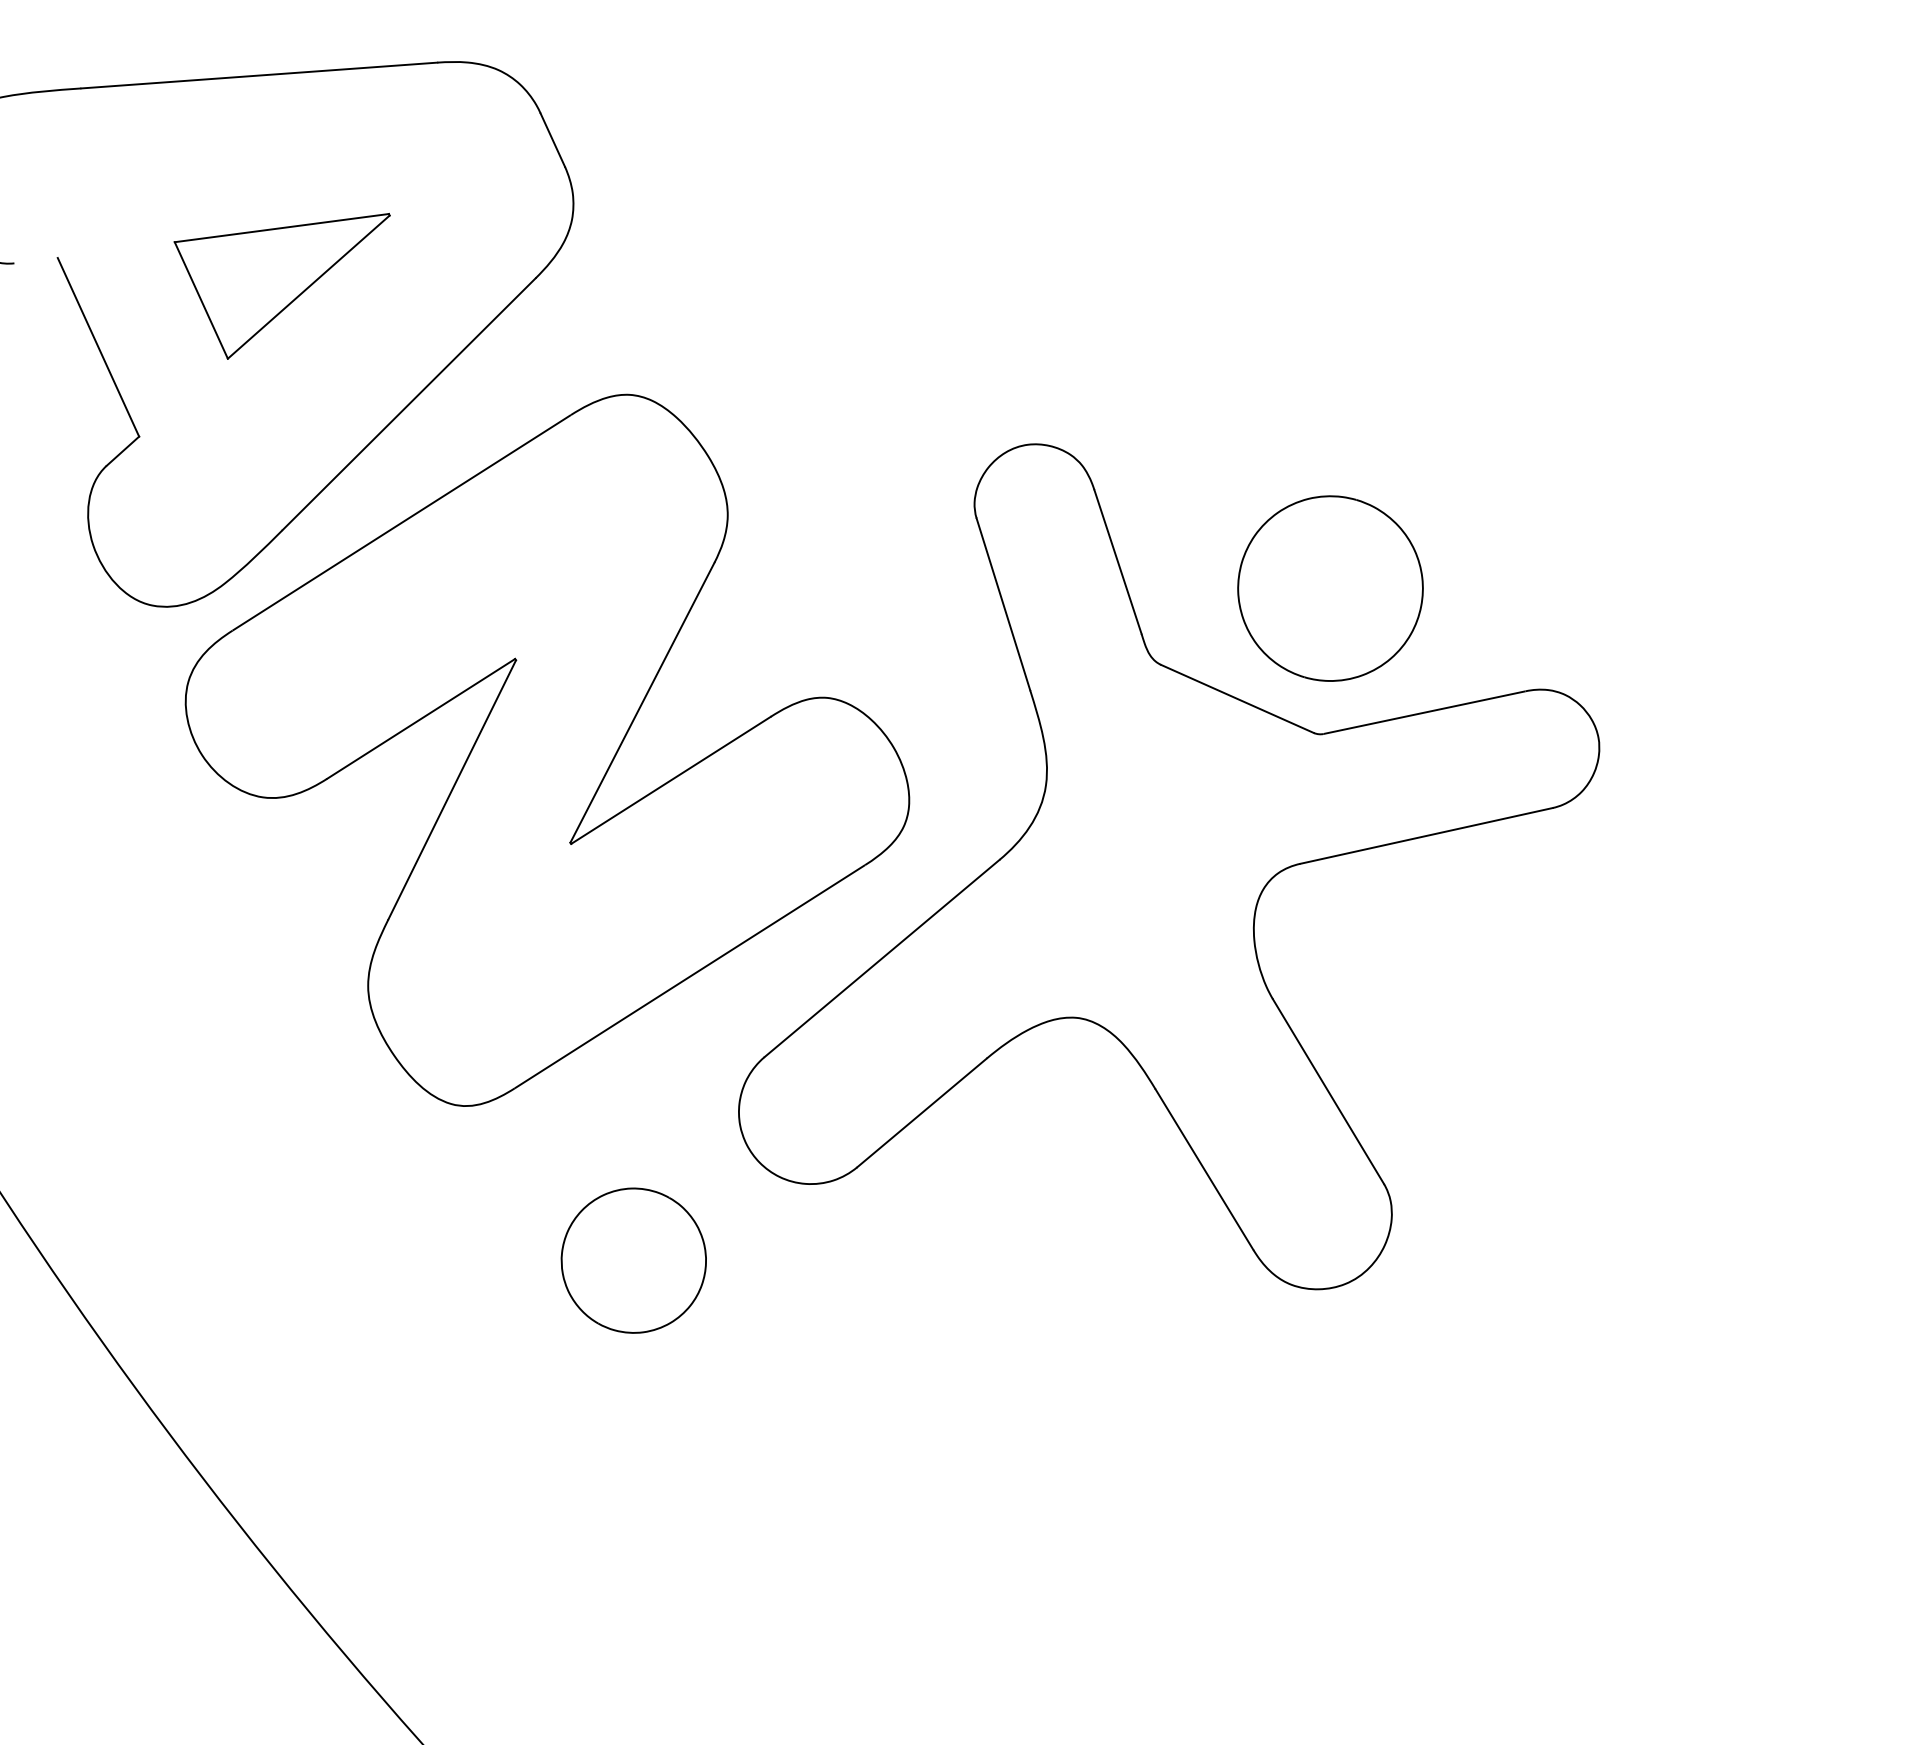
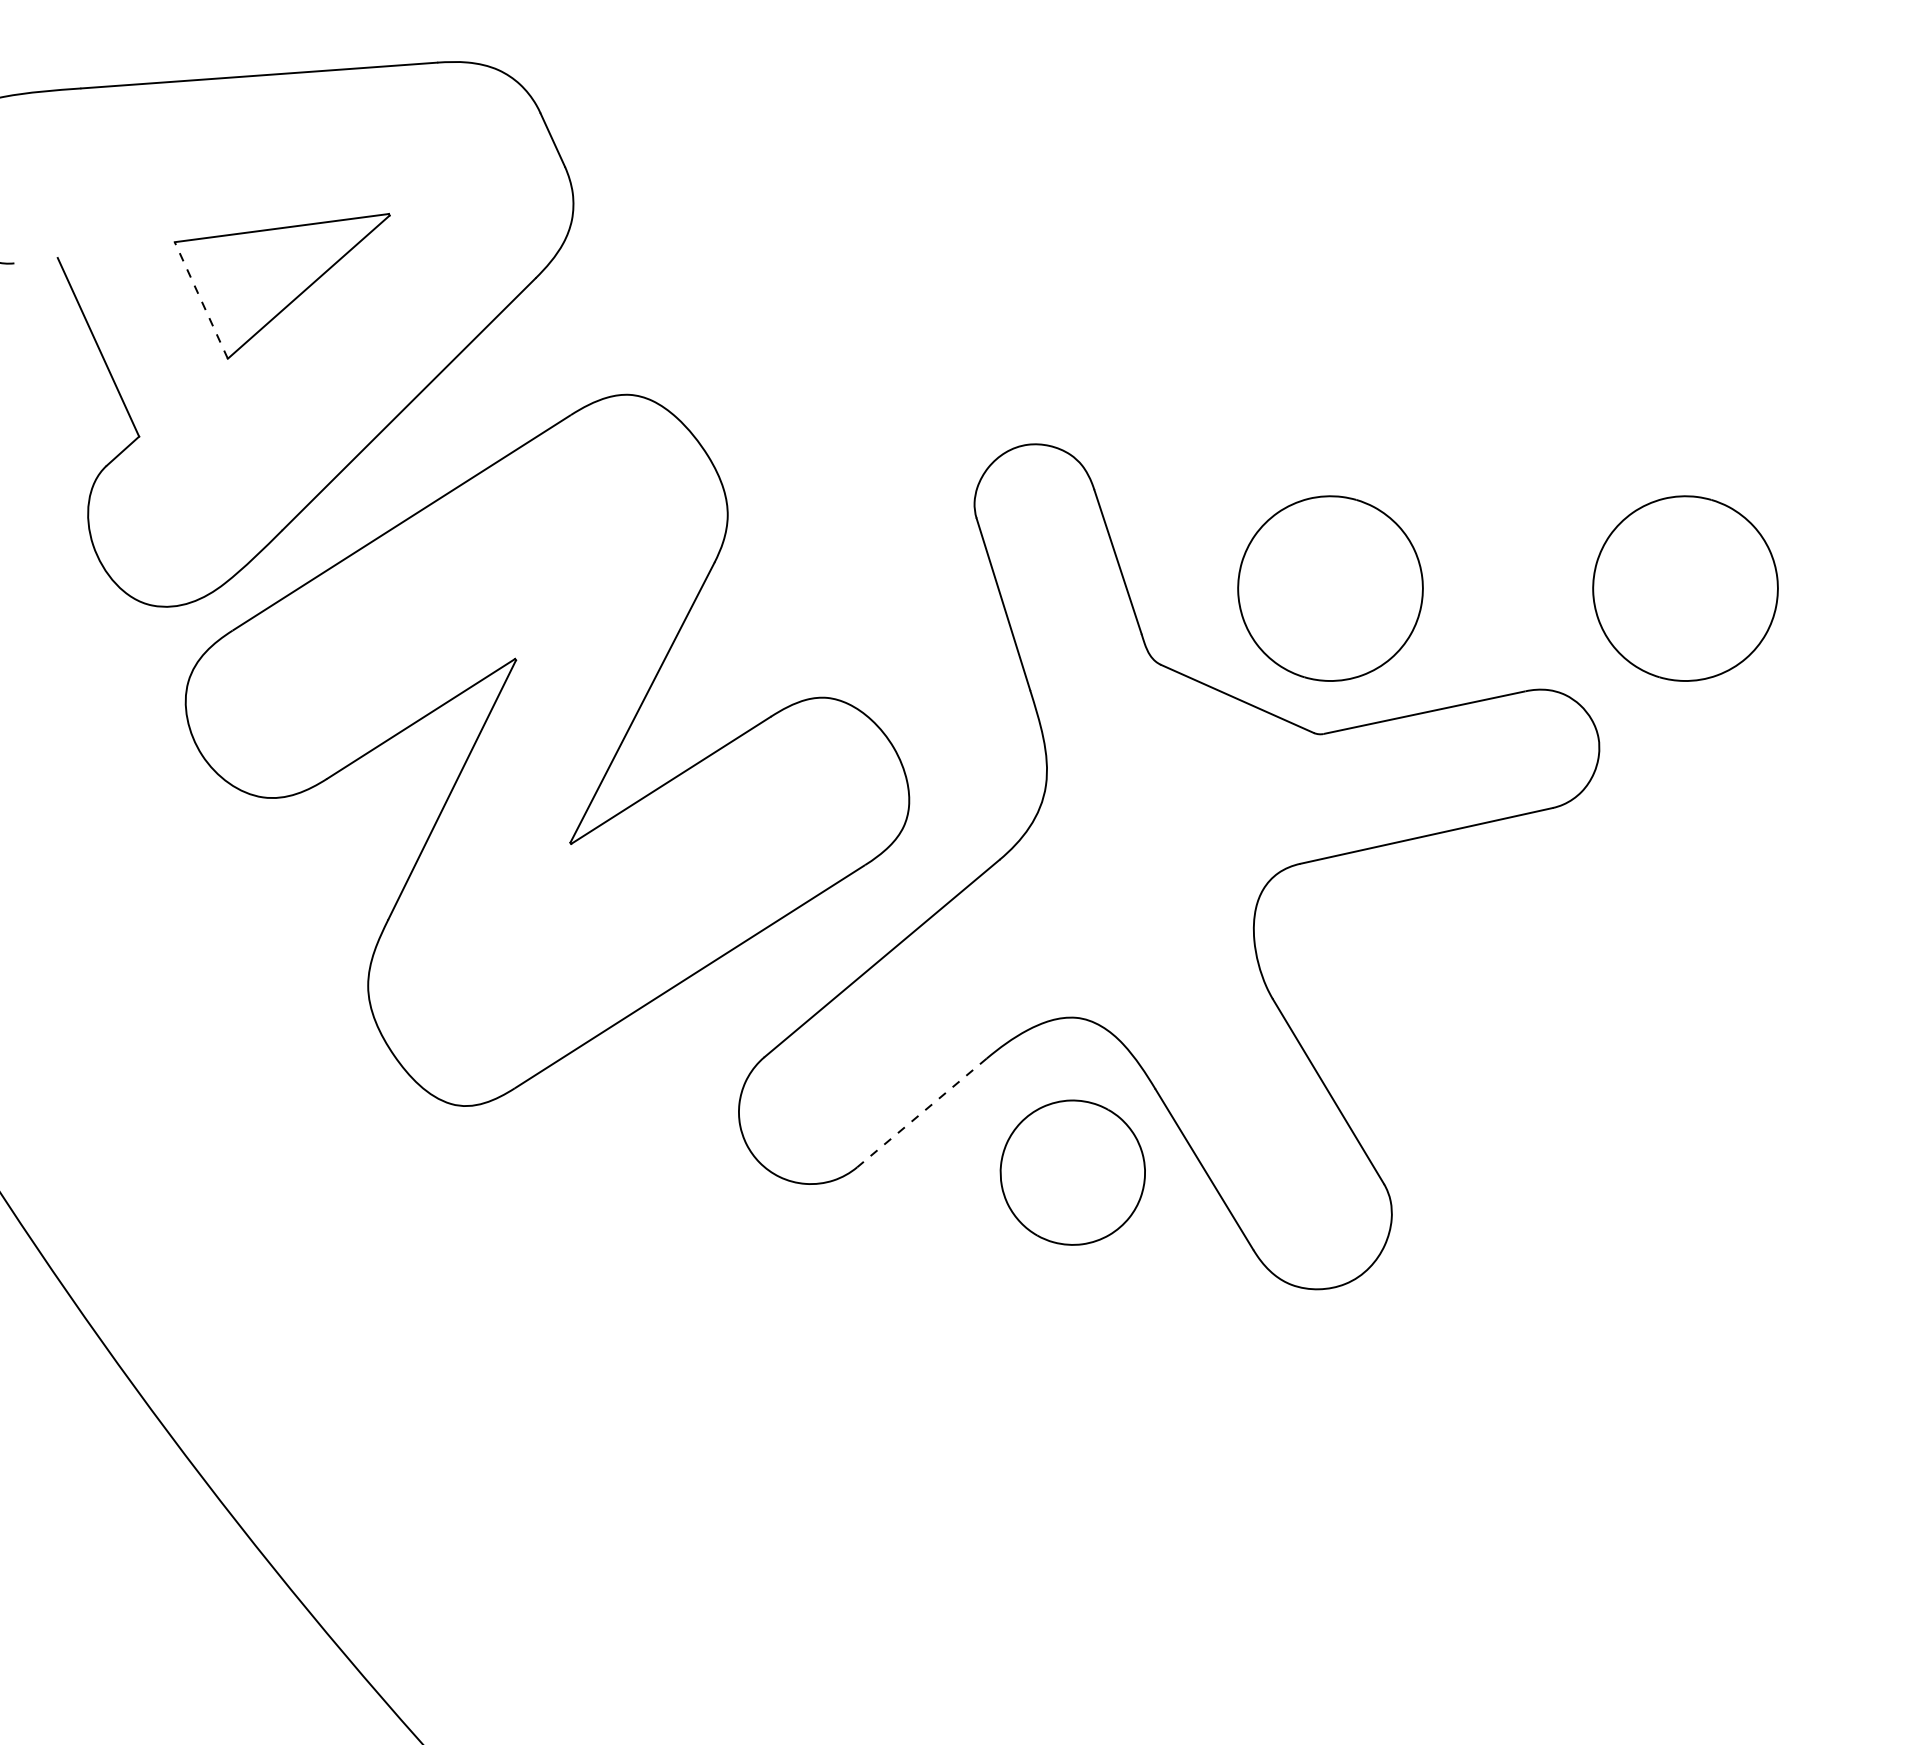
line: solid -> dashed (201, 300)
part: none -> present (1685, 588)
line: solid -> dashed (922, 1112)
part position: (633, 1260) -> (1072, 1172) (1072, 1172)
